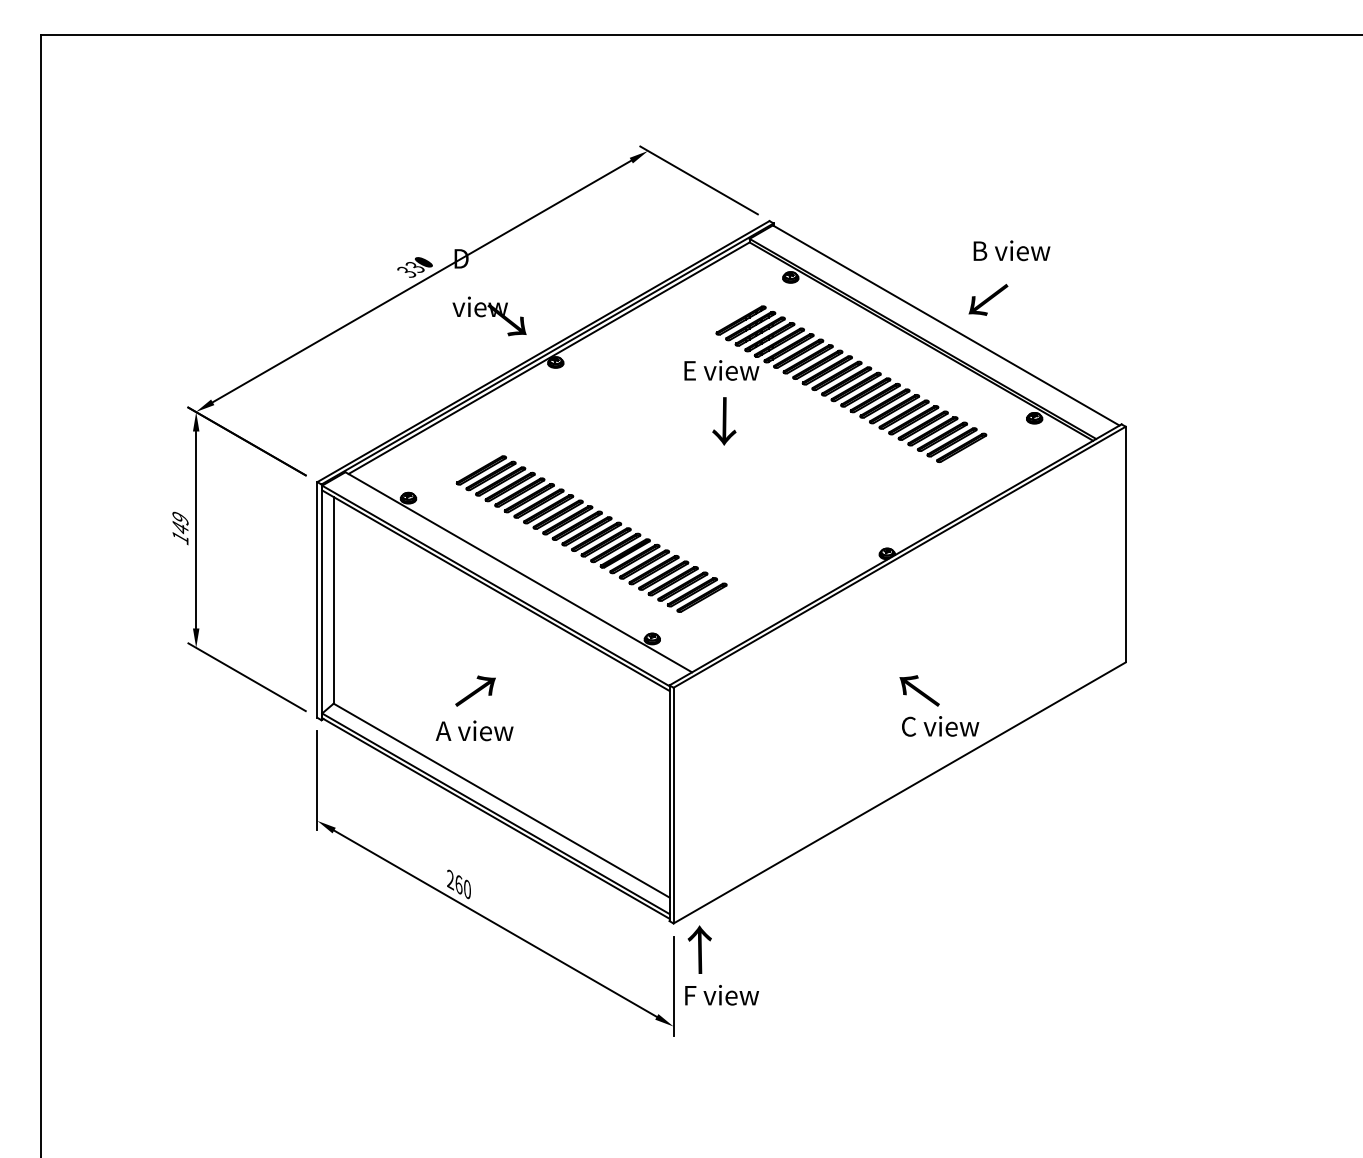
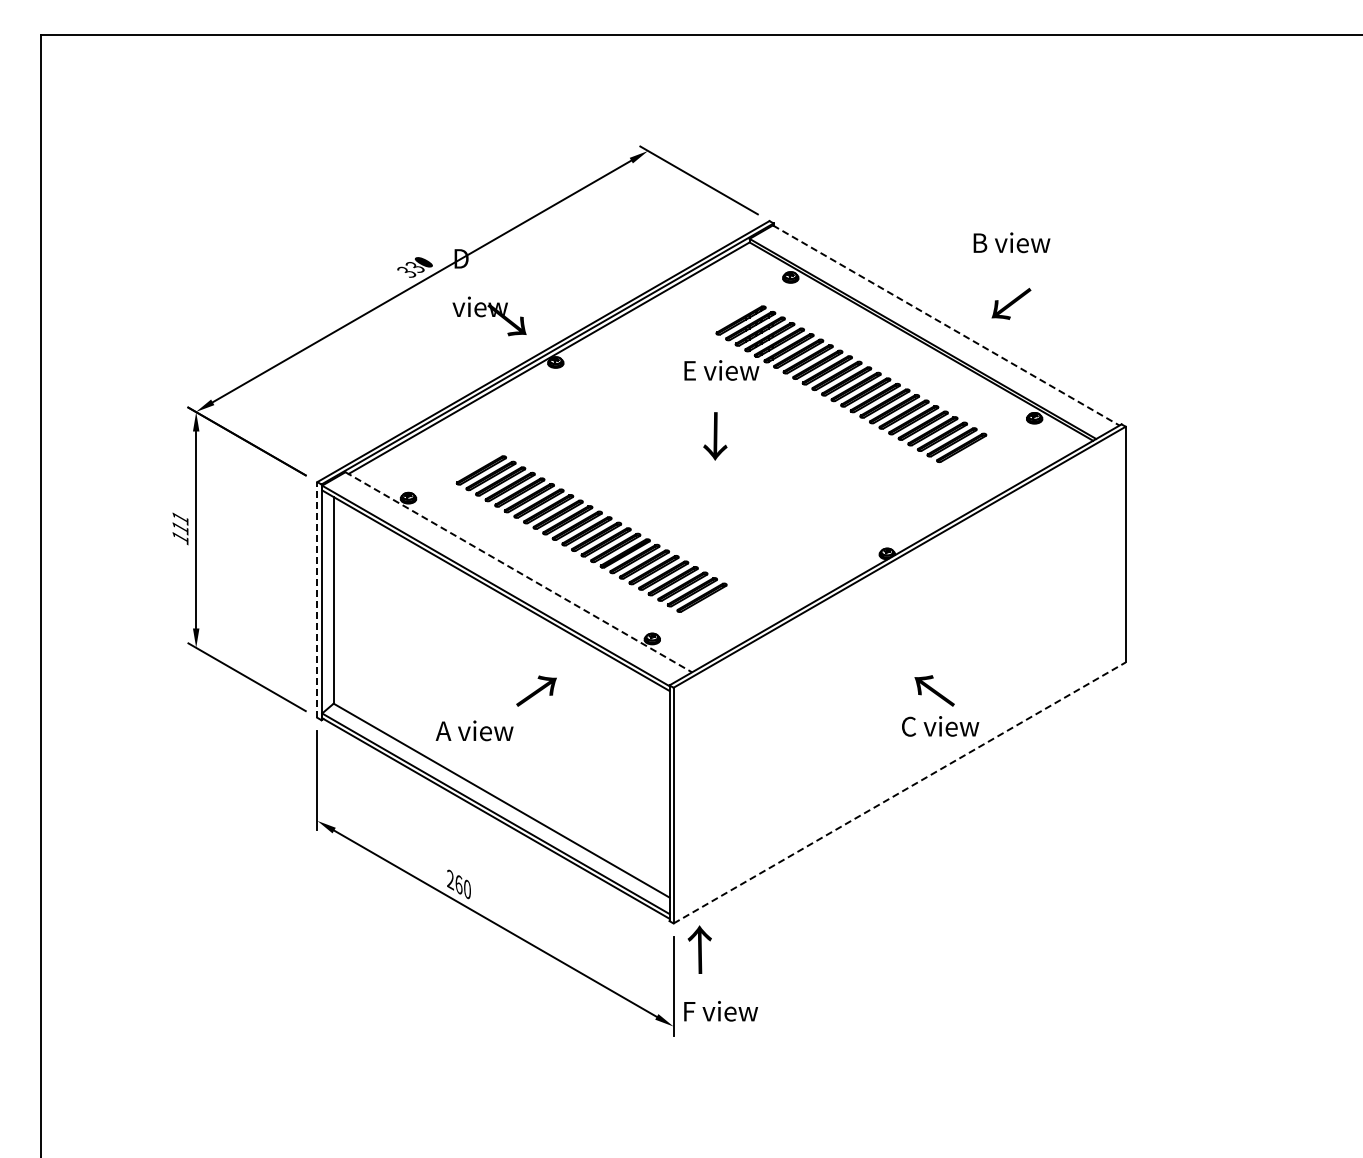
text position: (1011, 250) -> (1011, 242) (1011, 242)
text position: (988, 299) -> (1011, 303) (1011, 303)
line: solid -> dashed (946, 325)
text position: (724, 421) -> (715, 436) (715, 436)
text: 149 -> 111 (180, 523)
line: solid -> dashed (519, 572)
line: solid -> dashed (317, 599)
text position: (475, 690) -> (536, 690) (536, 690)
text position: (919, 690) -> (934, 690) (934, 690)
line: solid -> dashed (900, 792)
text position: (722, 995) -> (721, 1011) (721, 1011)
